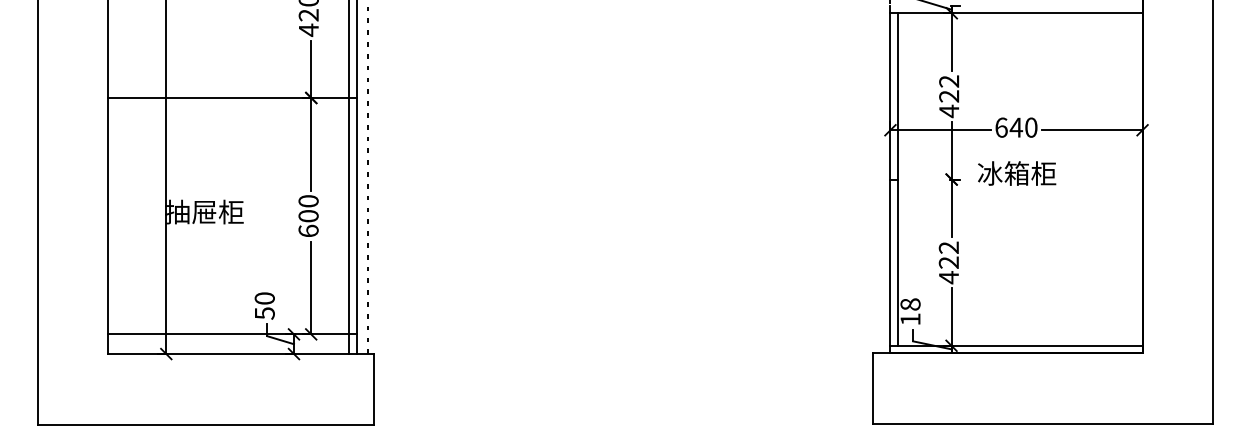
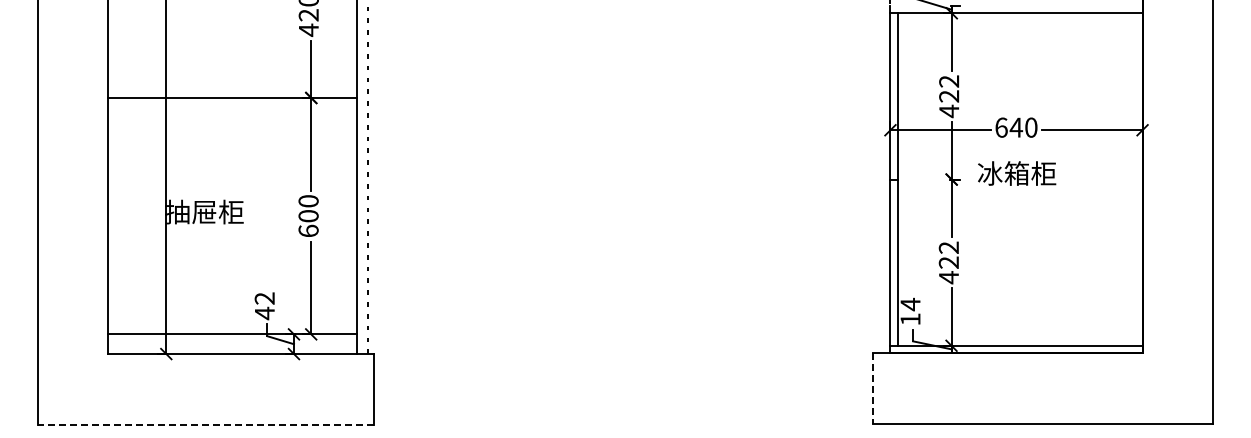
line: present -> none (348, 178)
text: 18 -> 14 (910, 304)
text: 50 -> 42 (264, 306)
line: solid -> dashed (872, 388)
line: solid -> dashed (205, 424)
